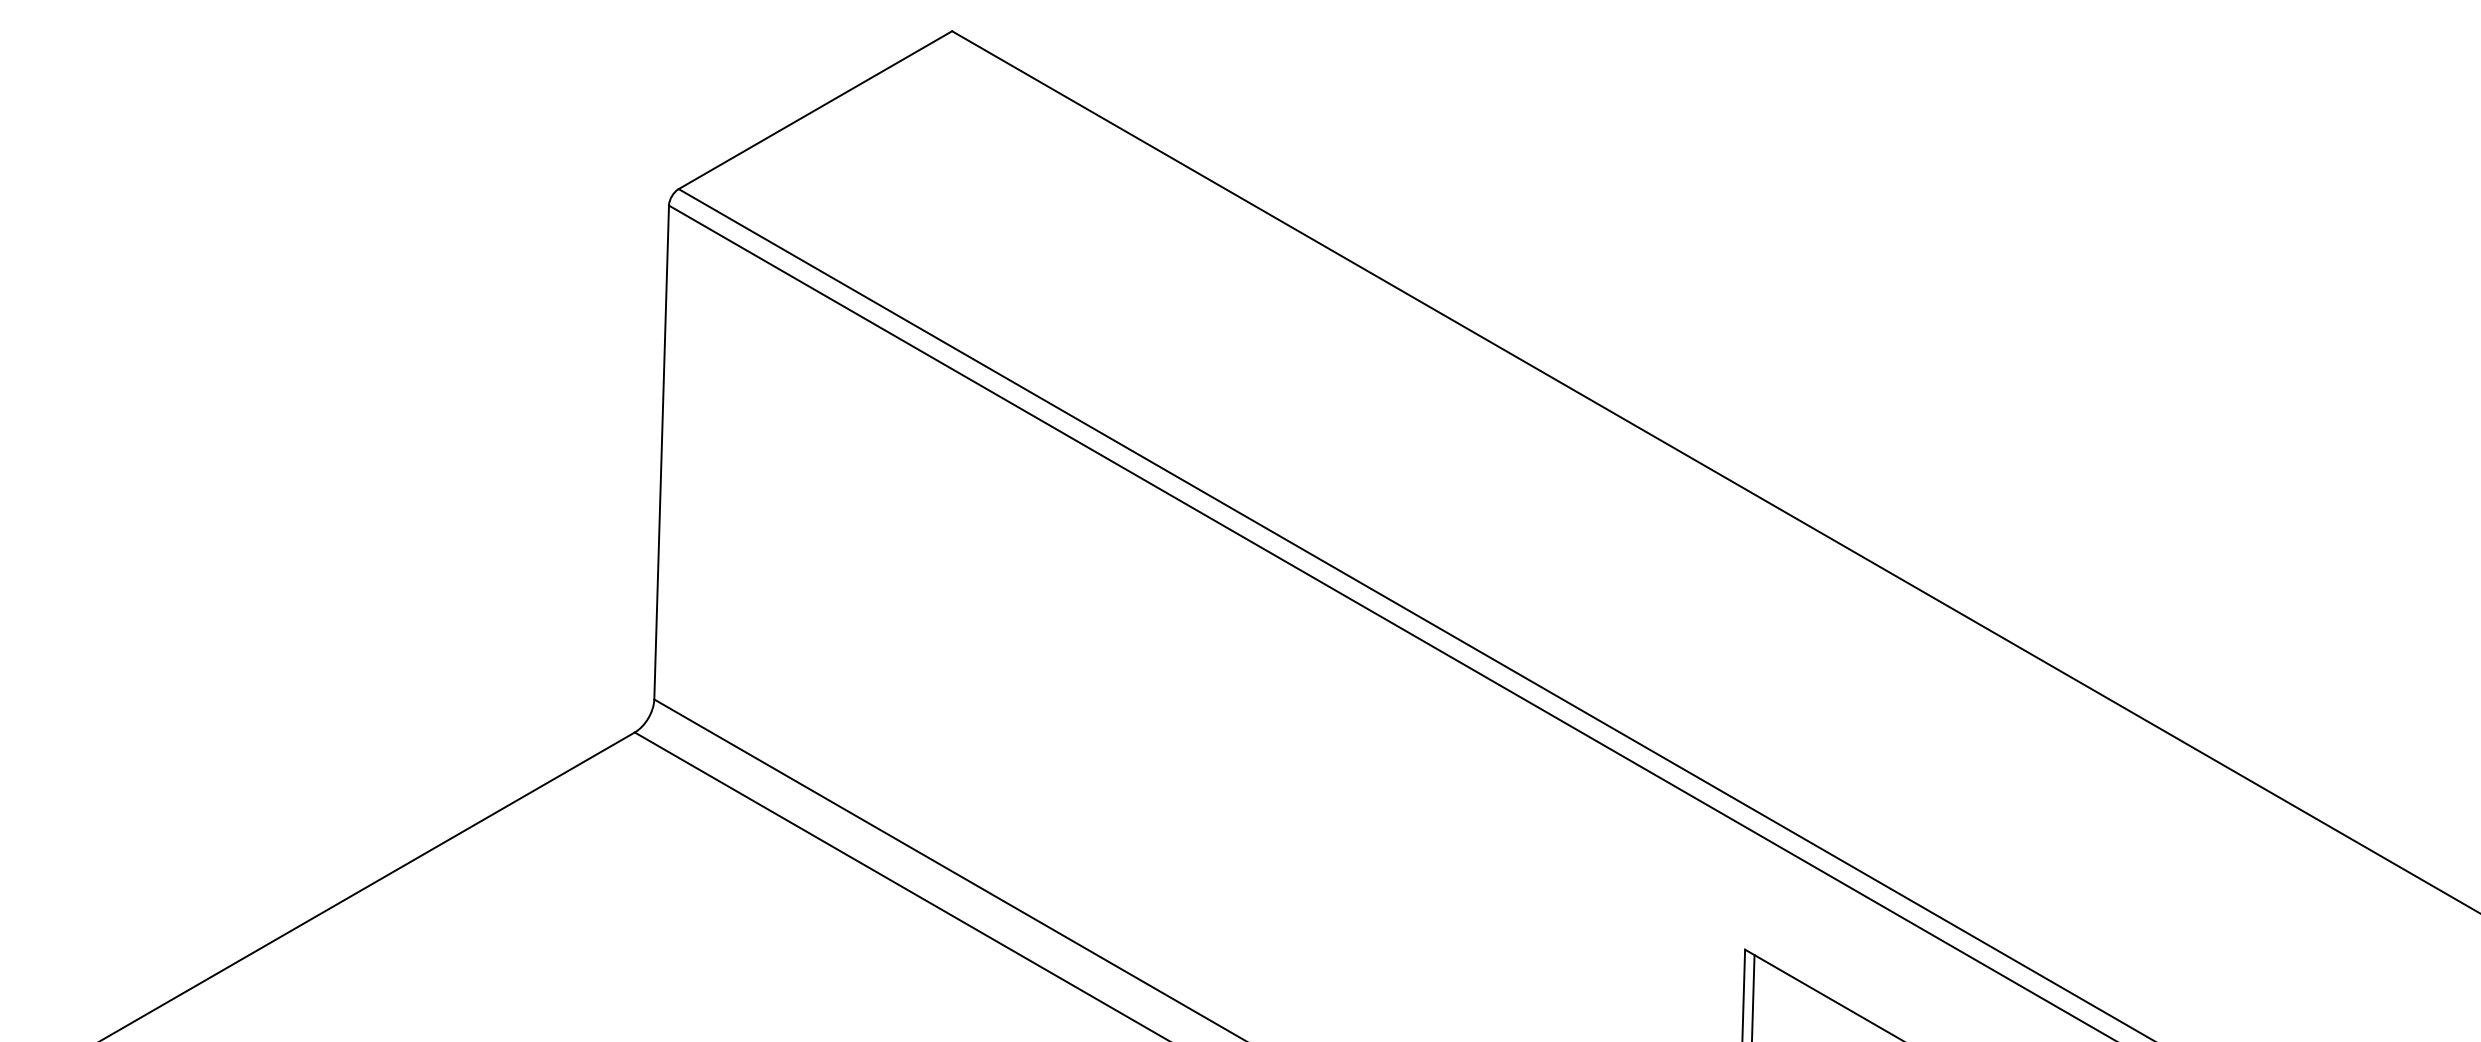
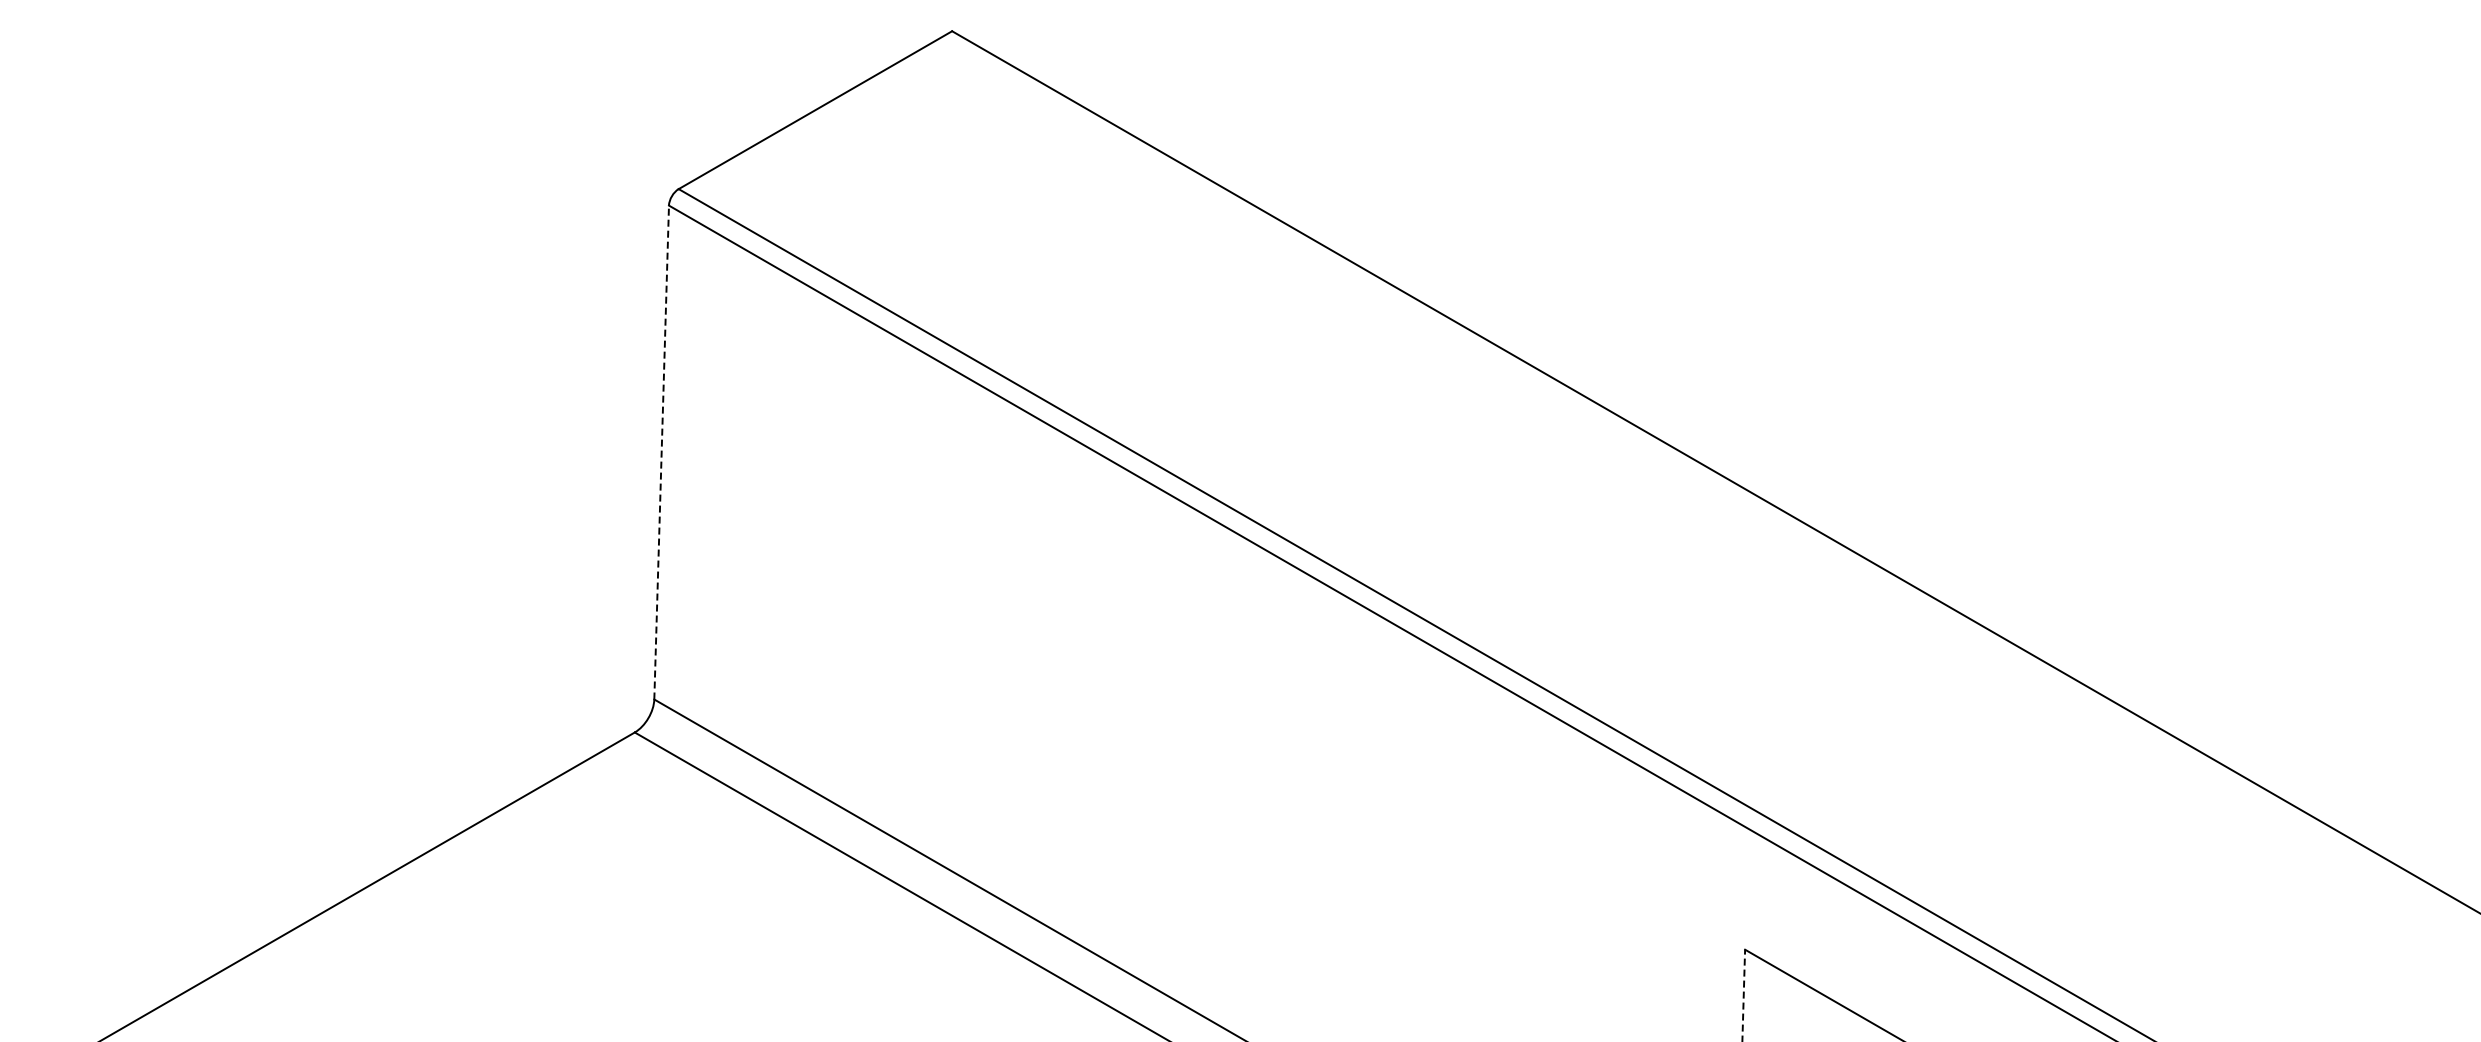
line: solid -> dashed (661, 452)
line: solid -> dashed (1743, 995)
line: present -> none (1753, 996)
